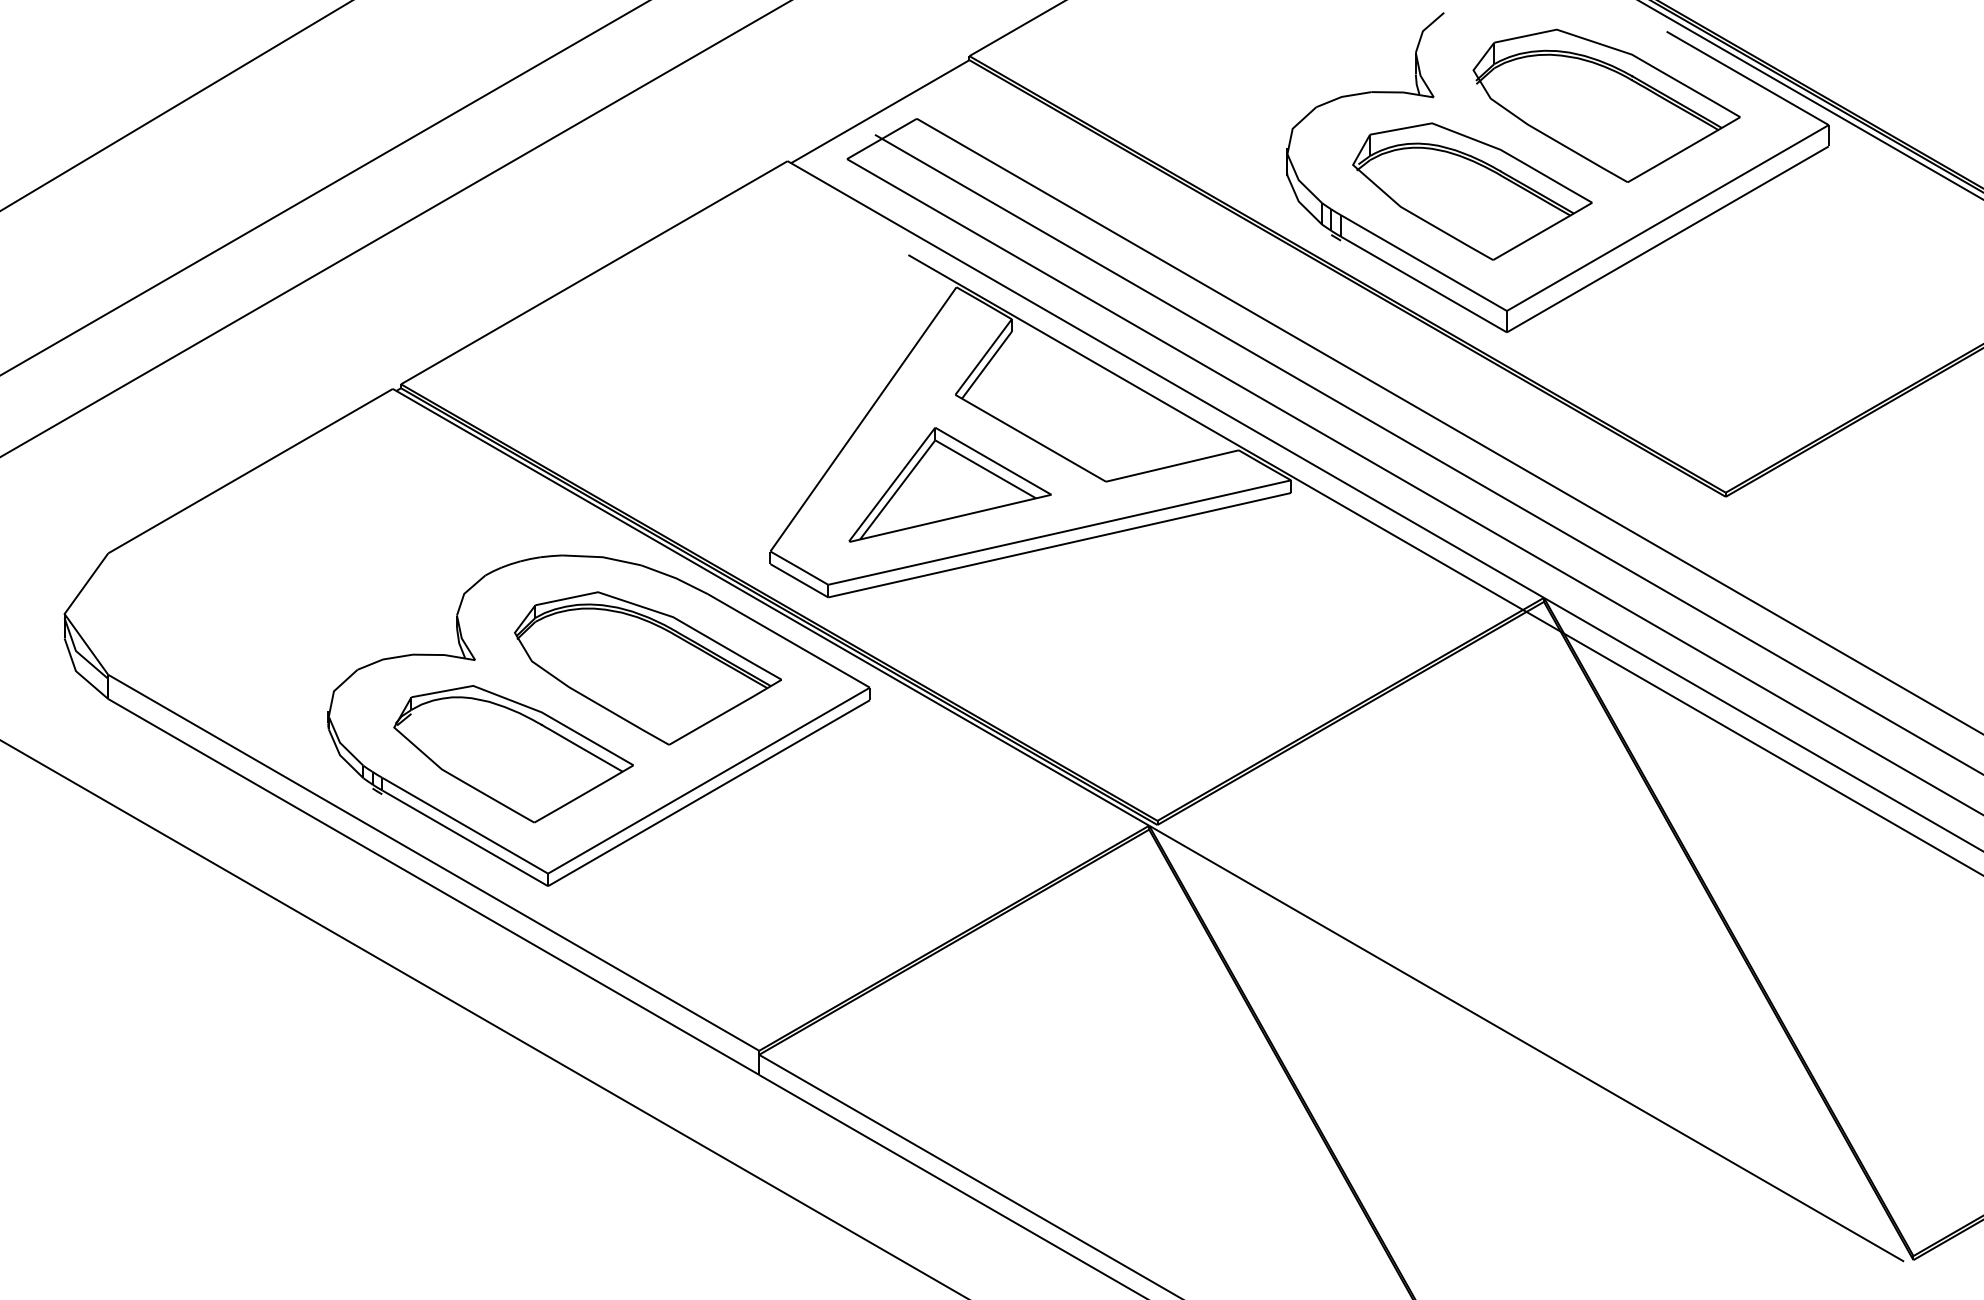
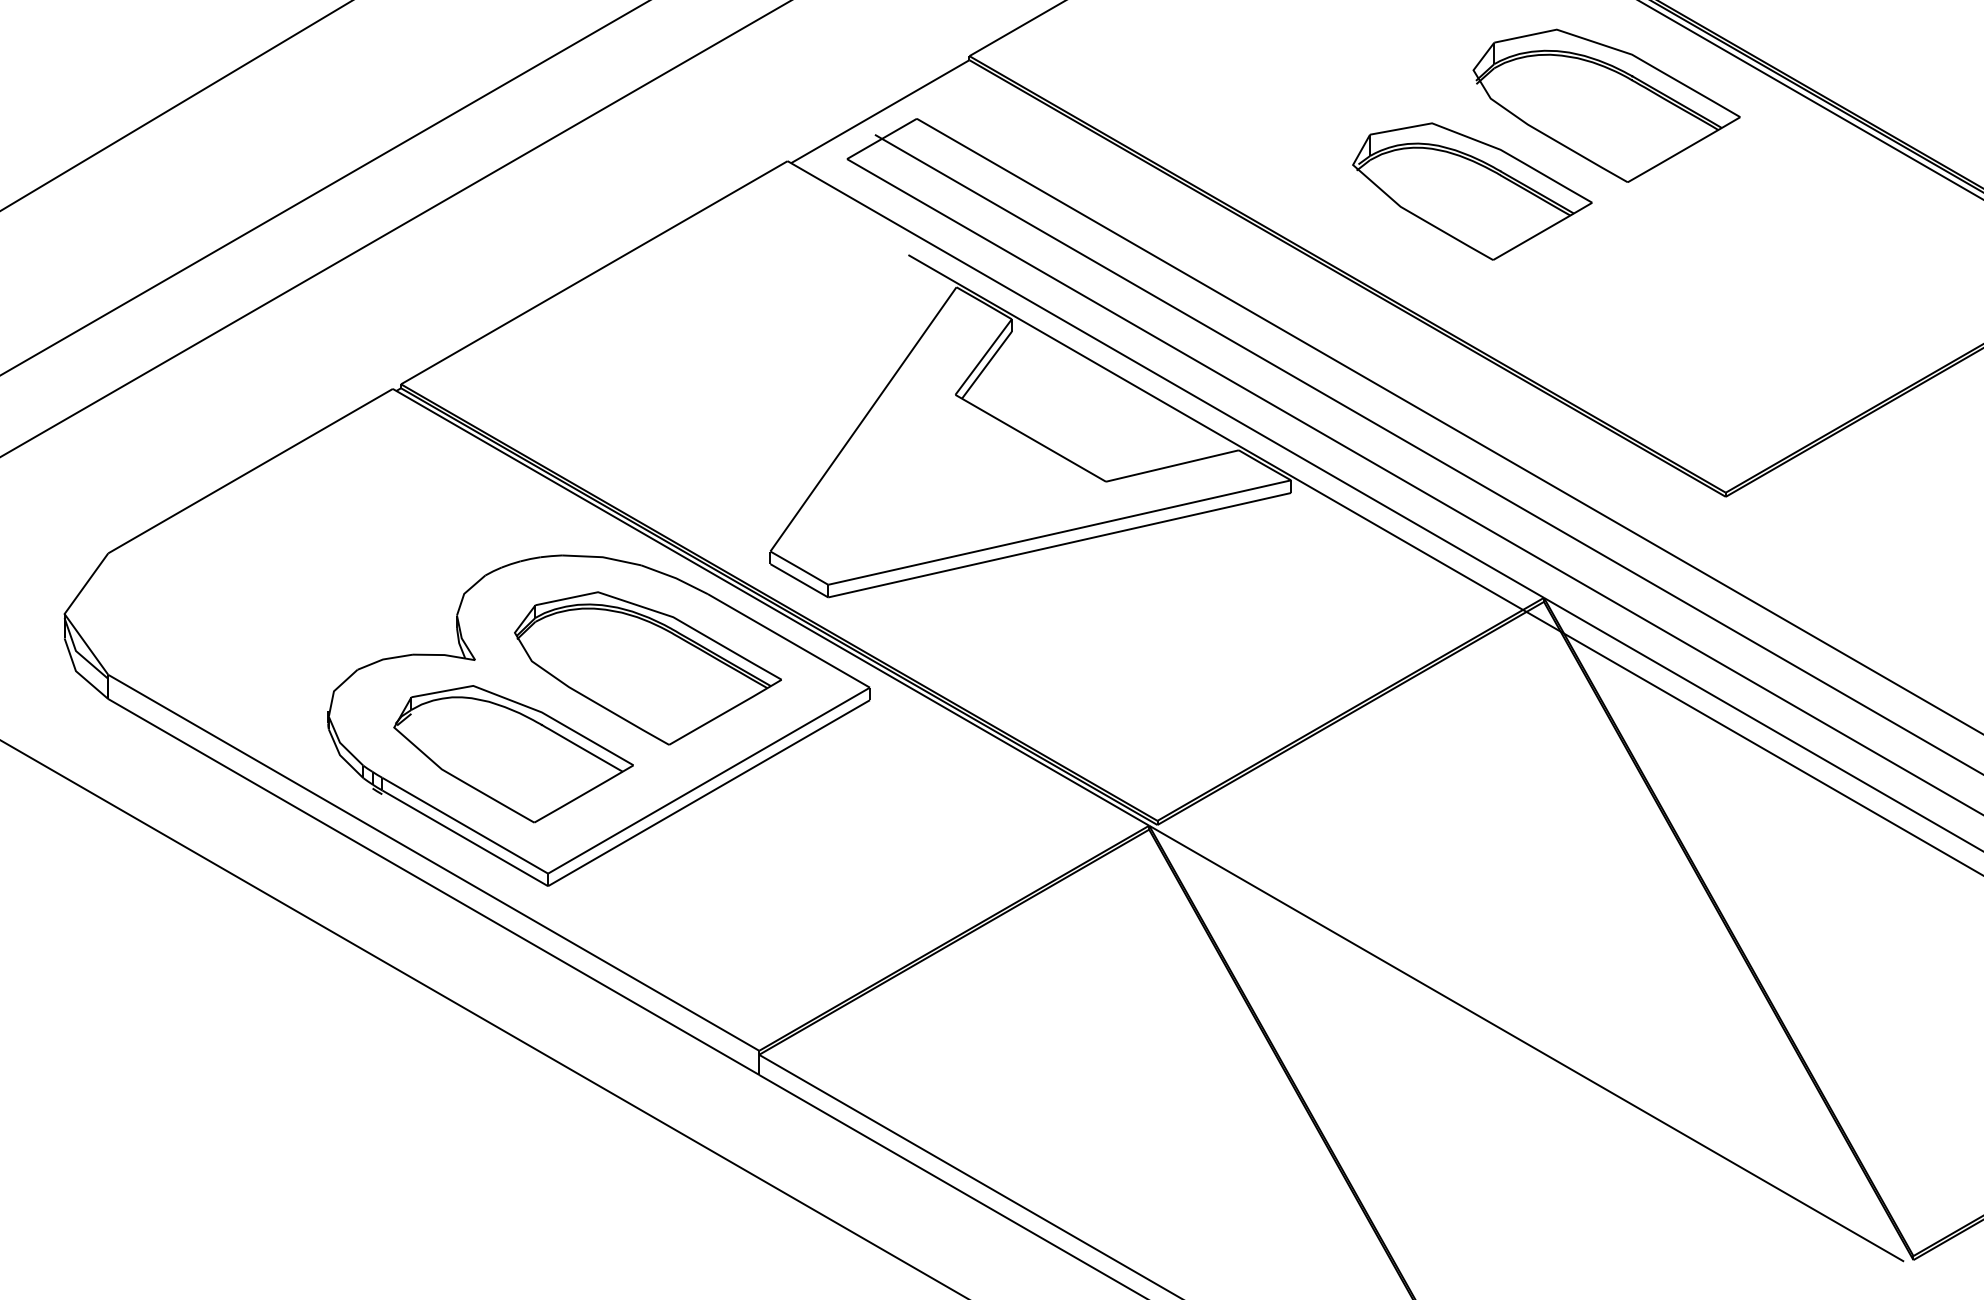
part: present -> none (1600, 255)
part: present -> none (949, 484)
